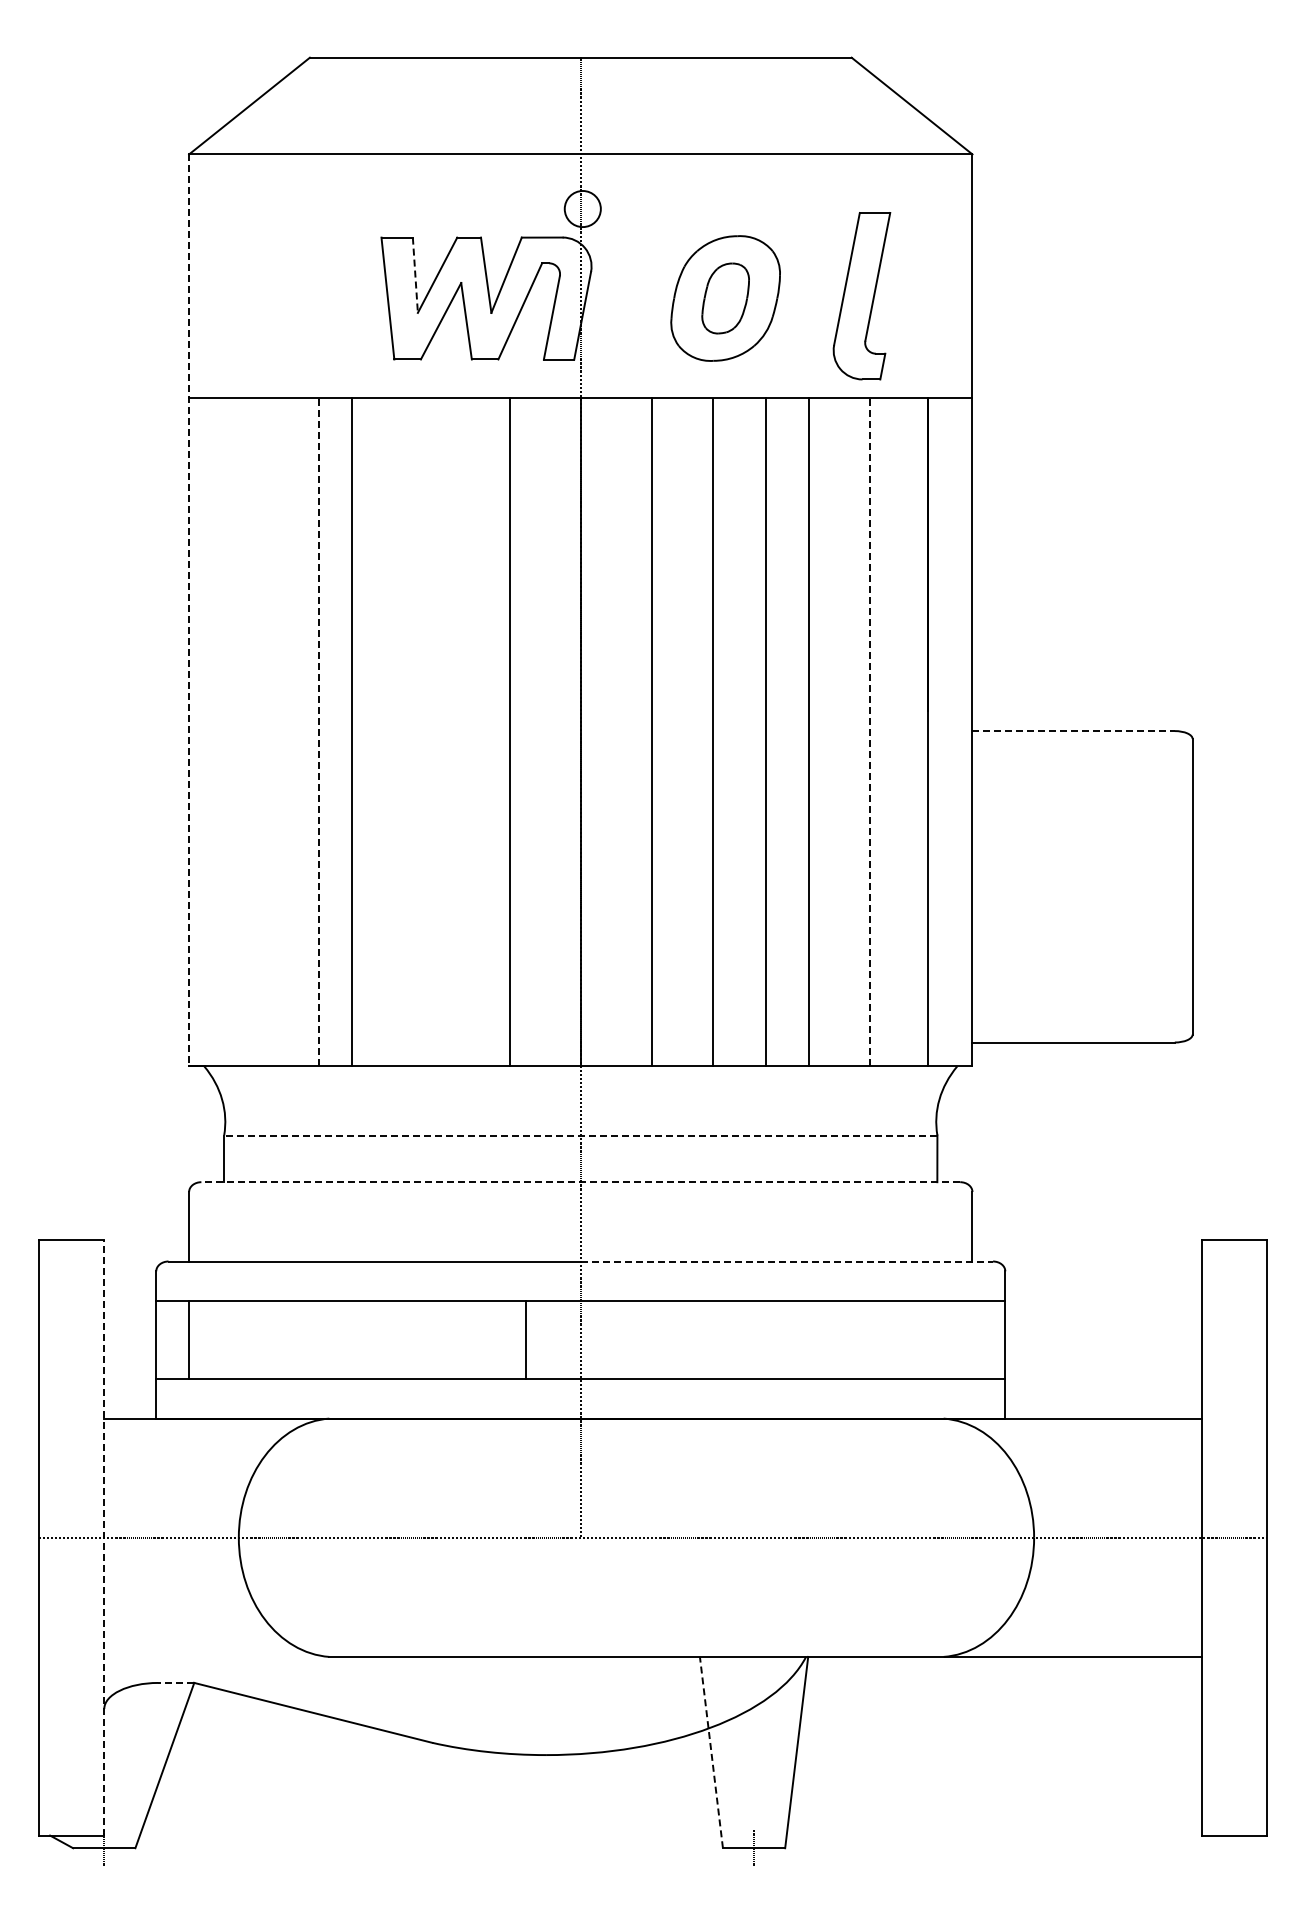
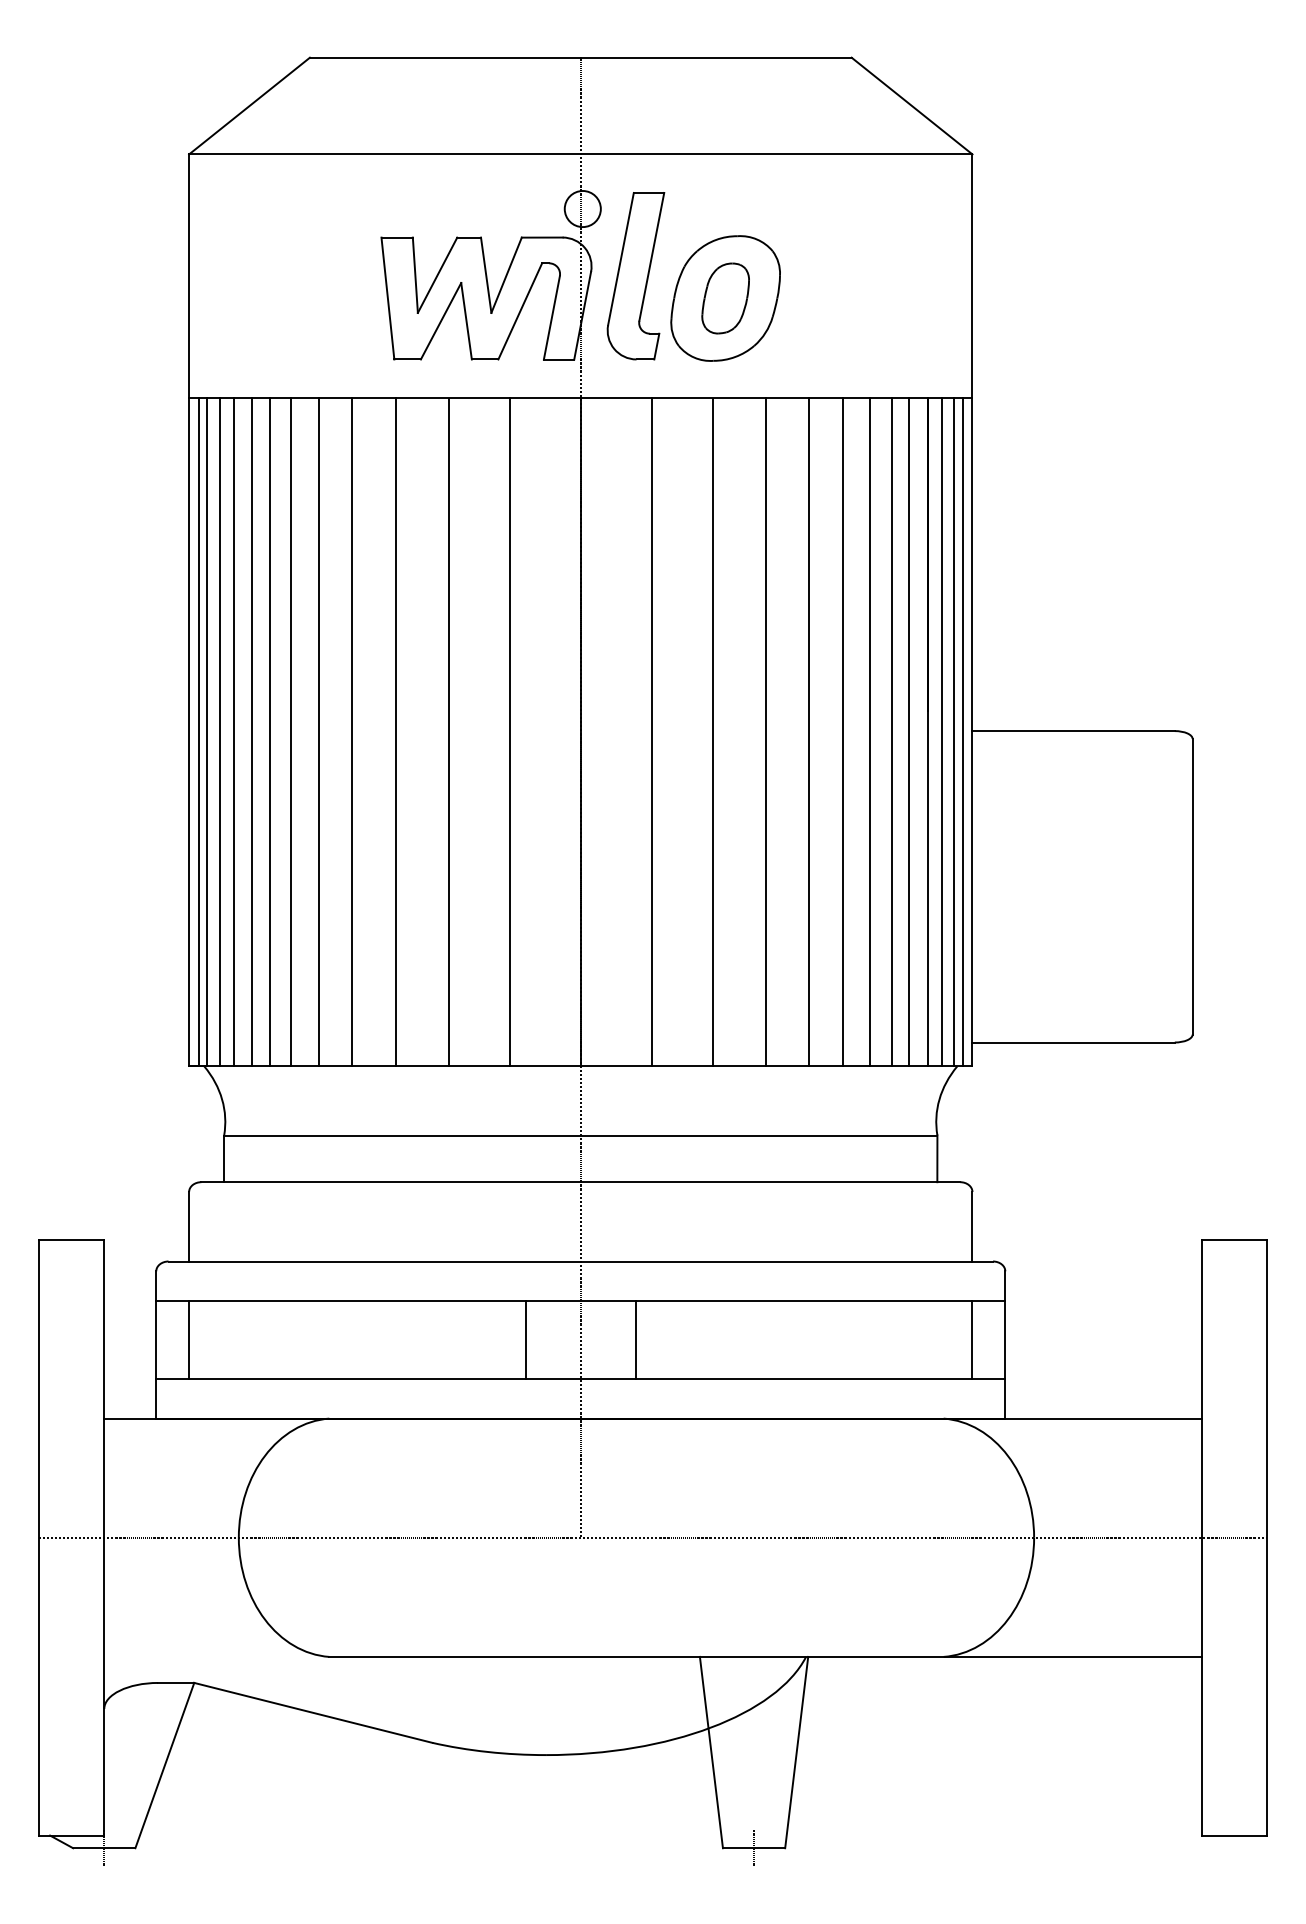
line: dashed -> solid (415, 275)
part position: (861, 296) -> (635, 276) (635, 276)
line: dashed -> solid (189, 610)
line: none -> present (199, 731)
line: none -> present (207, 731)
line: none -> present (219, 731)
line: none -> present (233, 731)
line: none -> present (252, 731)
line: none -> present (269, 731)
line: none -> present (291, 731)
line: dashed -> solid (318, 731)
line: none -> present (395, 731)
line: none -> present (842, 731)
line: dashed -> solid (870, 731)
line: none -> present (891, 731)
line: none -> present (909, 731)
line: none -> present (941, 731)
line: none -> present (954, 731)
line: none -> present (962, 731)
line: dashed -> solid (1074, 731)
line: none -> present (449, 732)
line: dashed -> solid (580, 1135)
line: dashed -> solid (580, 1182)
line: dashed -> solid (787, 1261)
line: none -> present (635, 1339)
line: none -> present (972, 1339)
line: dashed -> solid (104, 1537)
line: dashed -> solid (175, 1682)
line: dashed -> solid (711, 1752)
